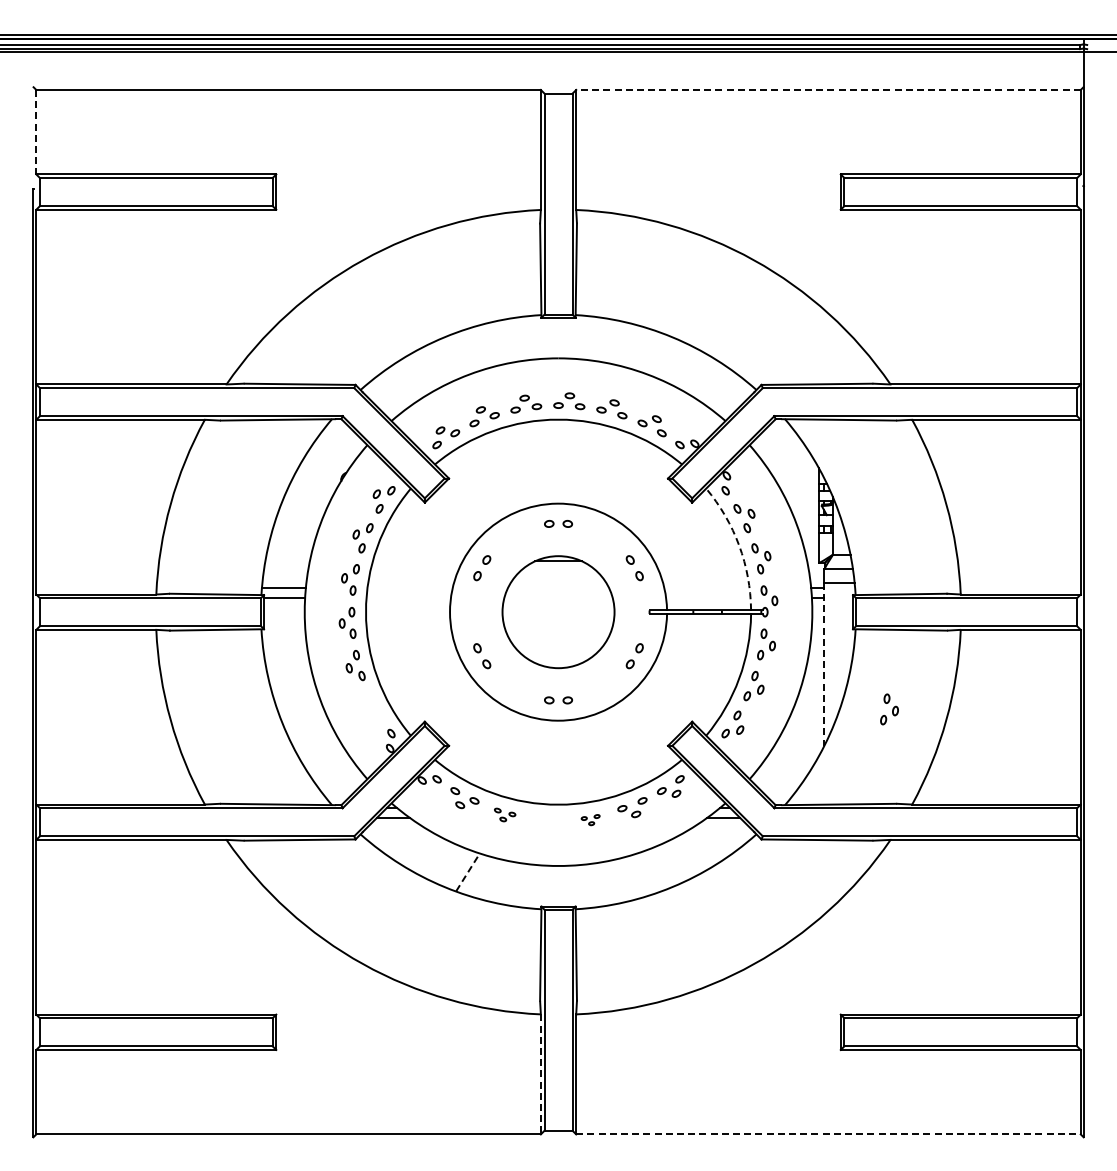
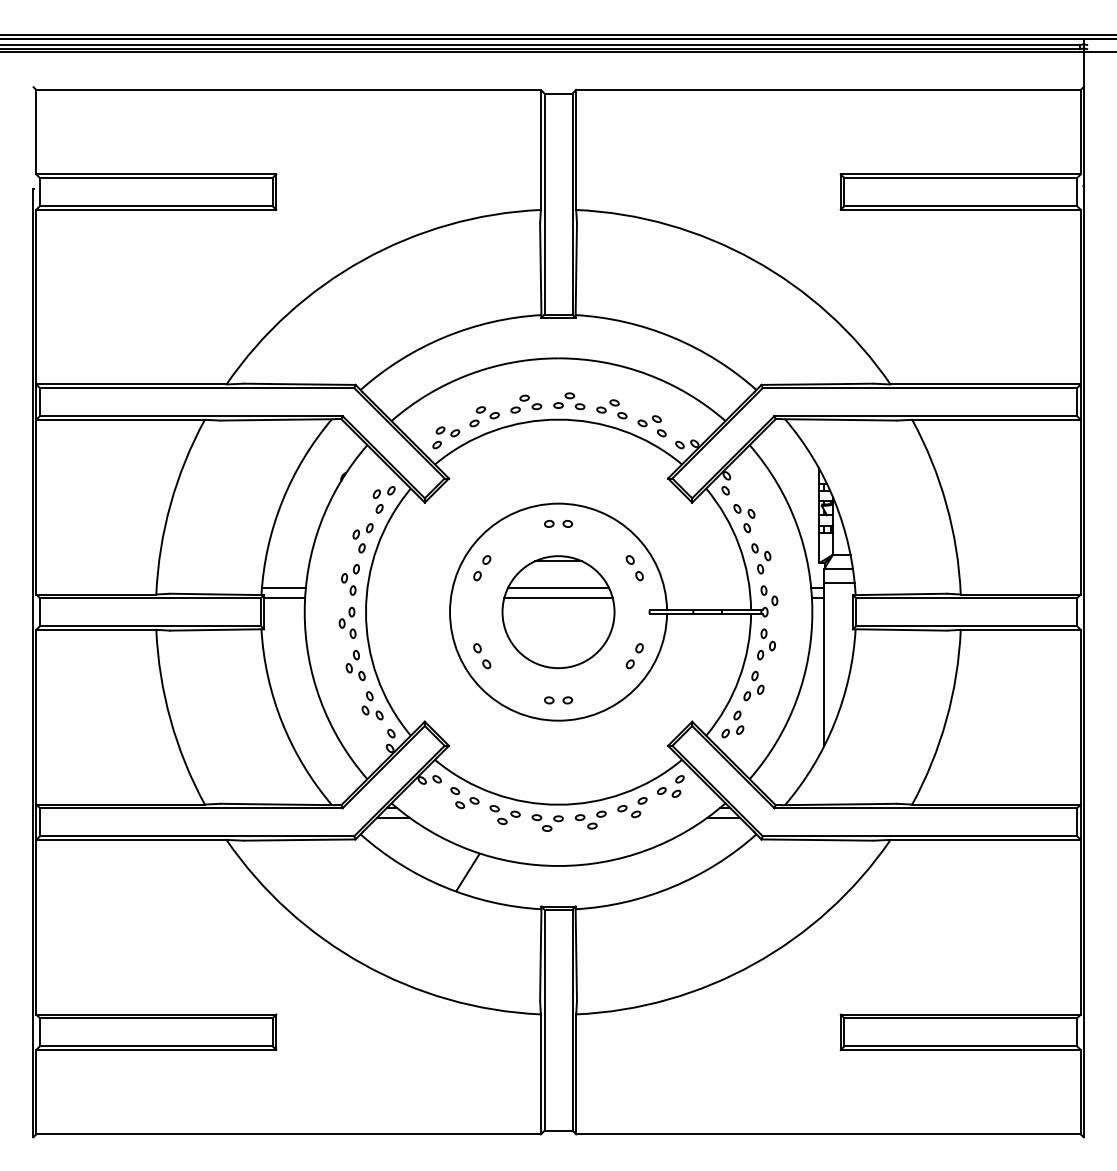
line: dashed -> solid (827, 89)
line: dashed -> solid (36, 132)
arc: dashed -> solid (739, 545)
line: none -> present (558, 587)
line: none -> present (558, 597)
line: dashed -> solid (824, 664)
part: none -> present (372, 705)
part: present -> none (889, 709)
part size: 23x16 px -> 32x20 px (504, 814)
part size: 21x13 px -> 33x20 px (590, 819)
part: none -> present (547, 822)
line: dashed -> solid (467, 872)
line: dashed -> solid (540, 1074)
line: dashed -> solid (828, 1134)
